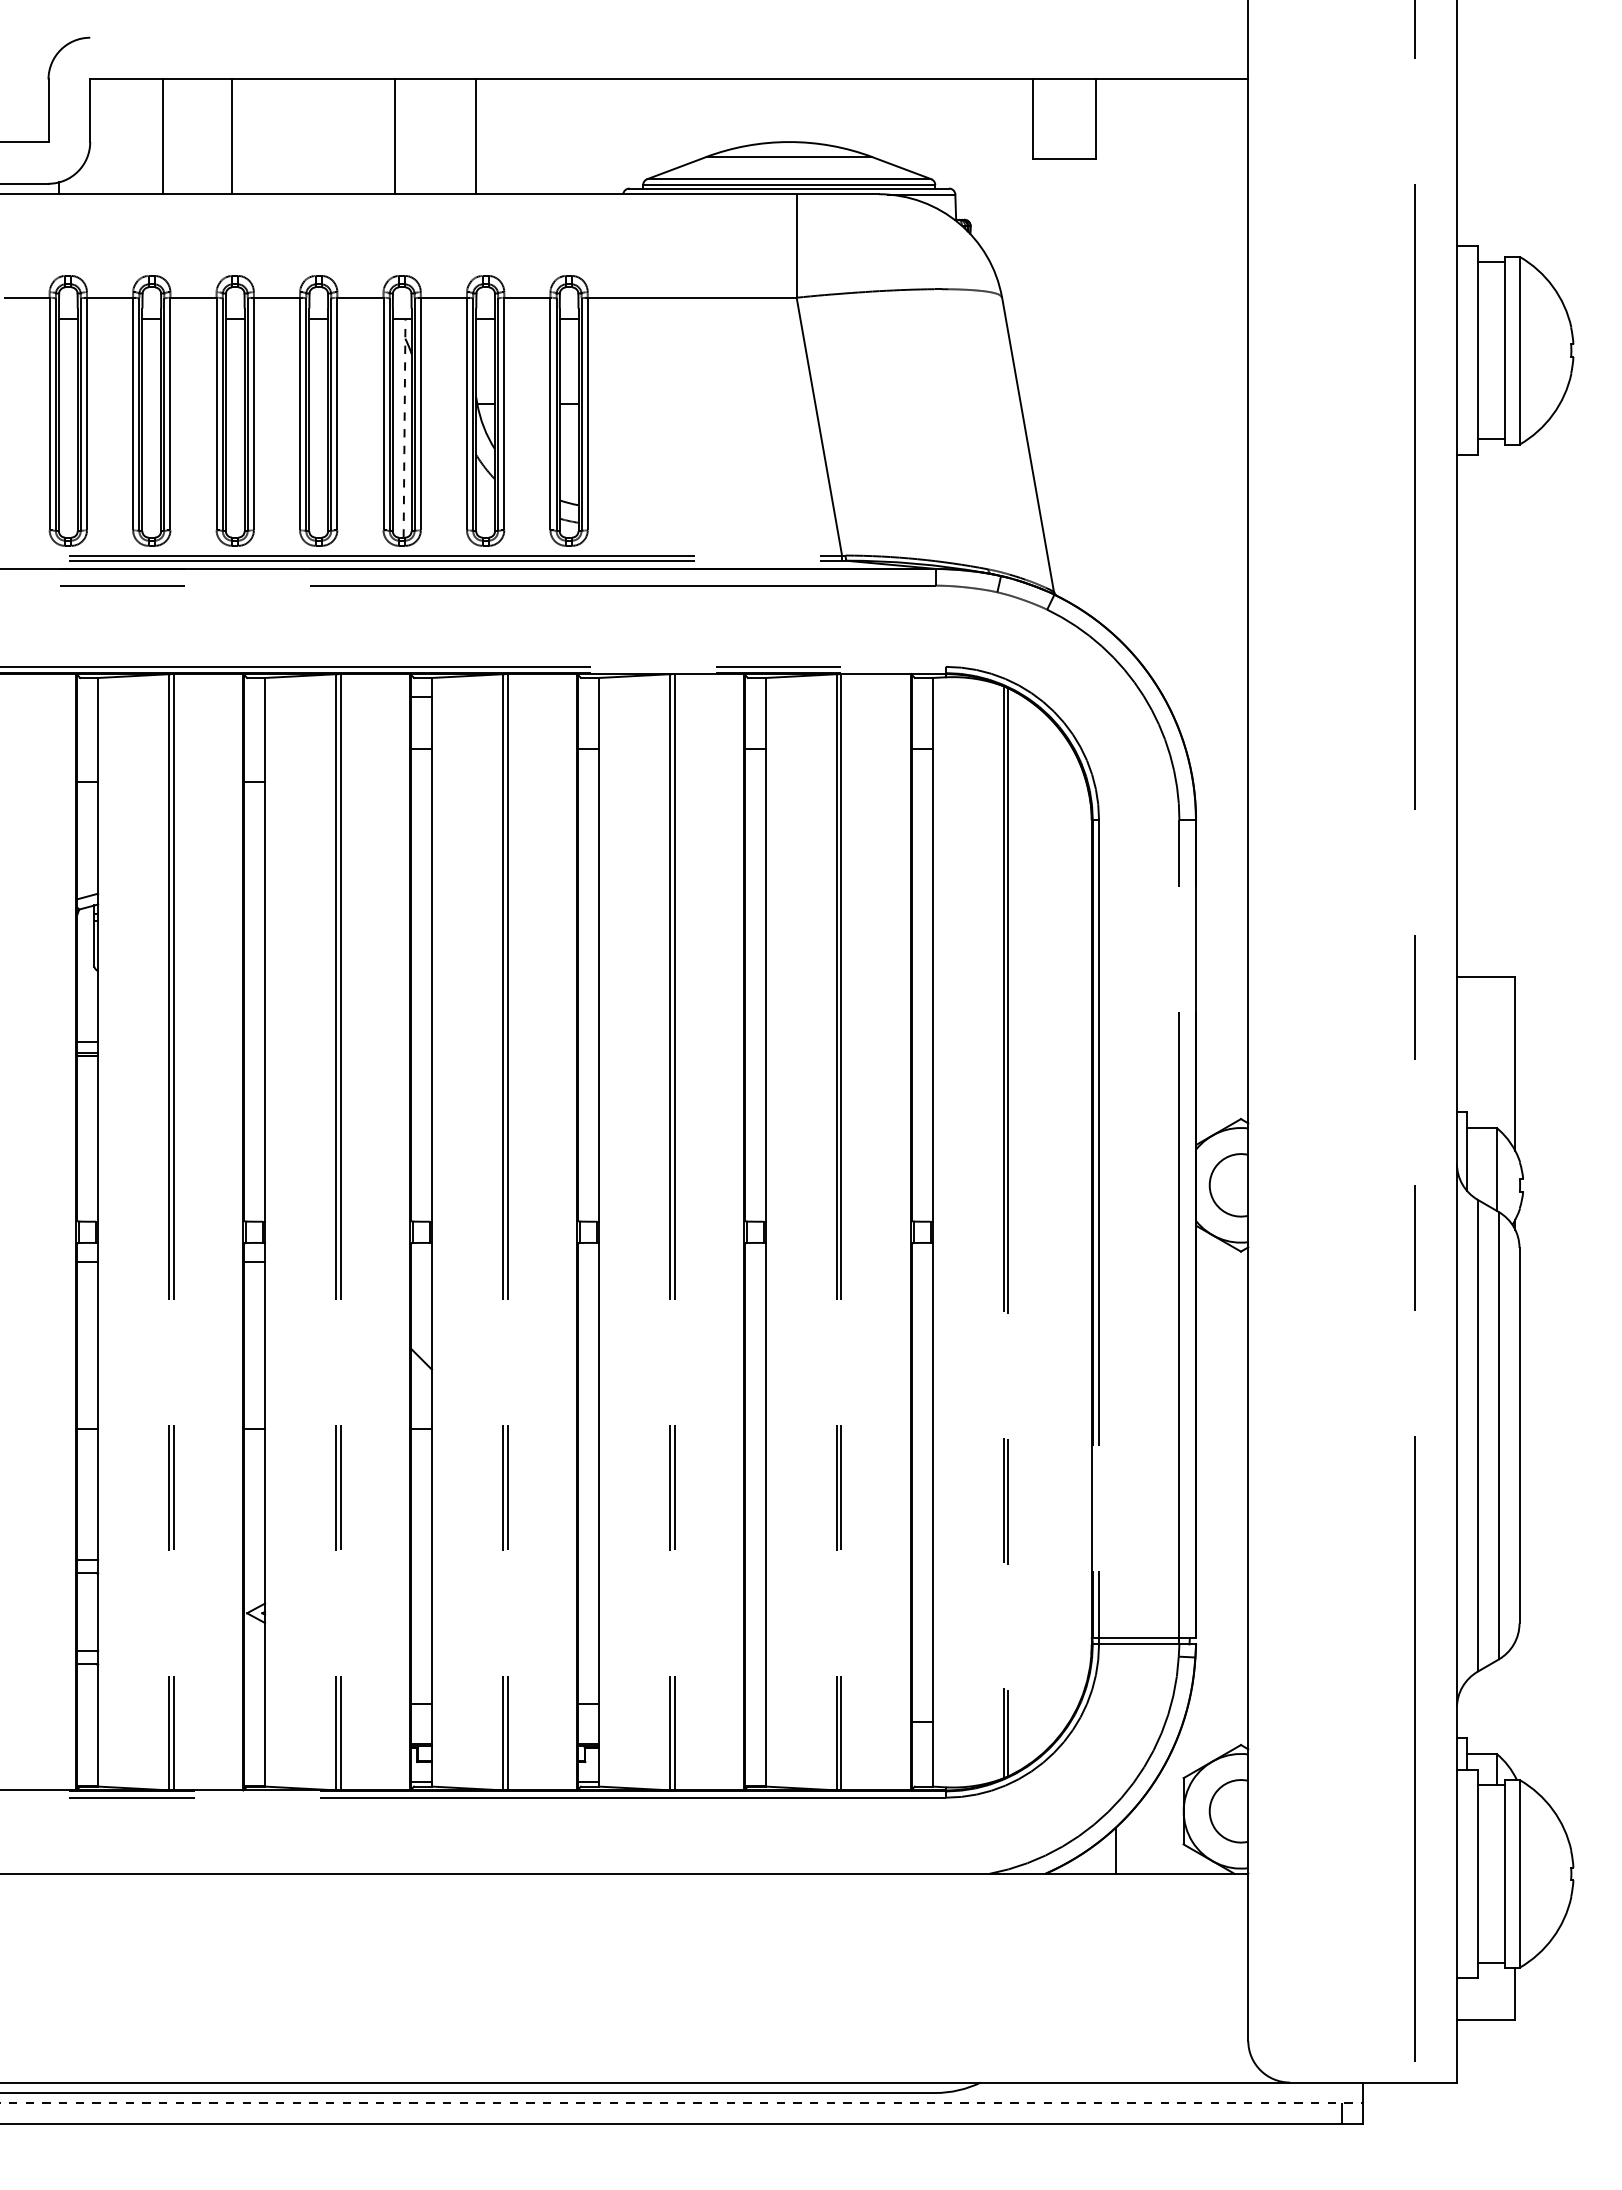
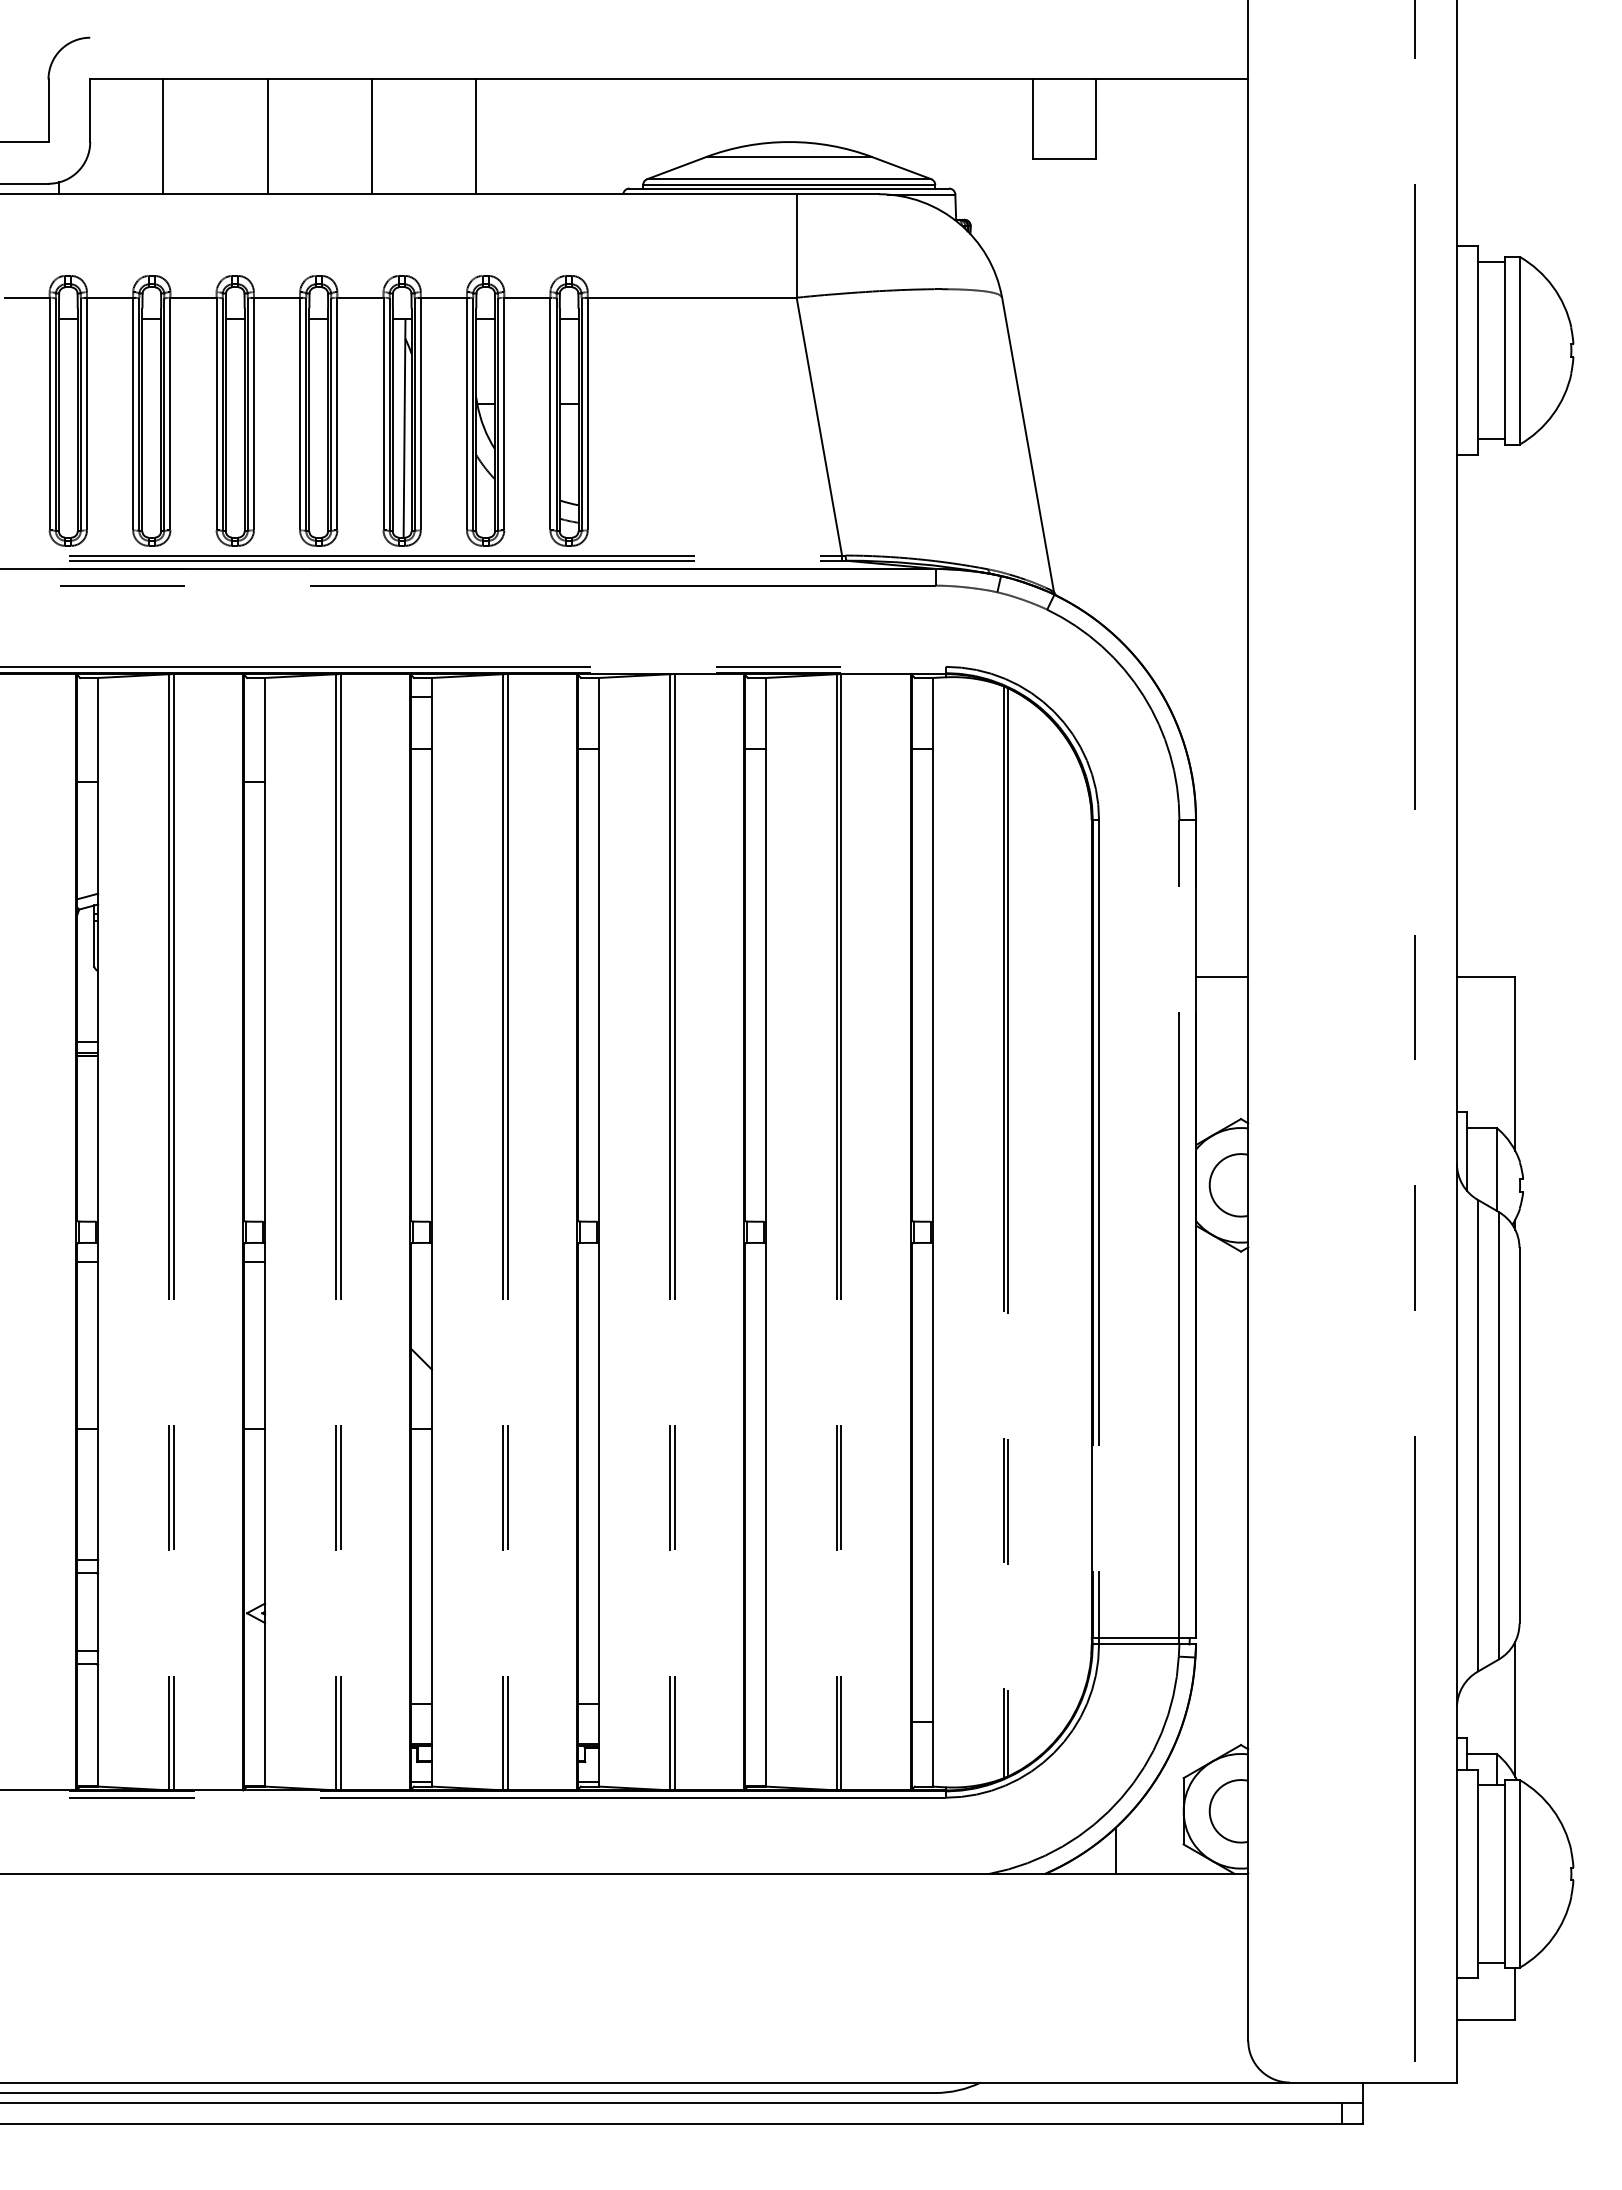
line position: (231, 136) -> (267, 136) (267, 136)
line position: (394, 136) -> (371, 136) (371, 136)
line: dashed -> solid (404, 428)
line: none -> present (1222, 976)
line: none -> present (1515, 1709)
line: dashed -> solid (682, 2103)
